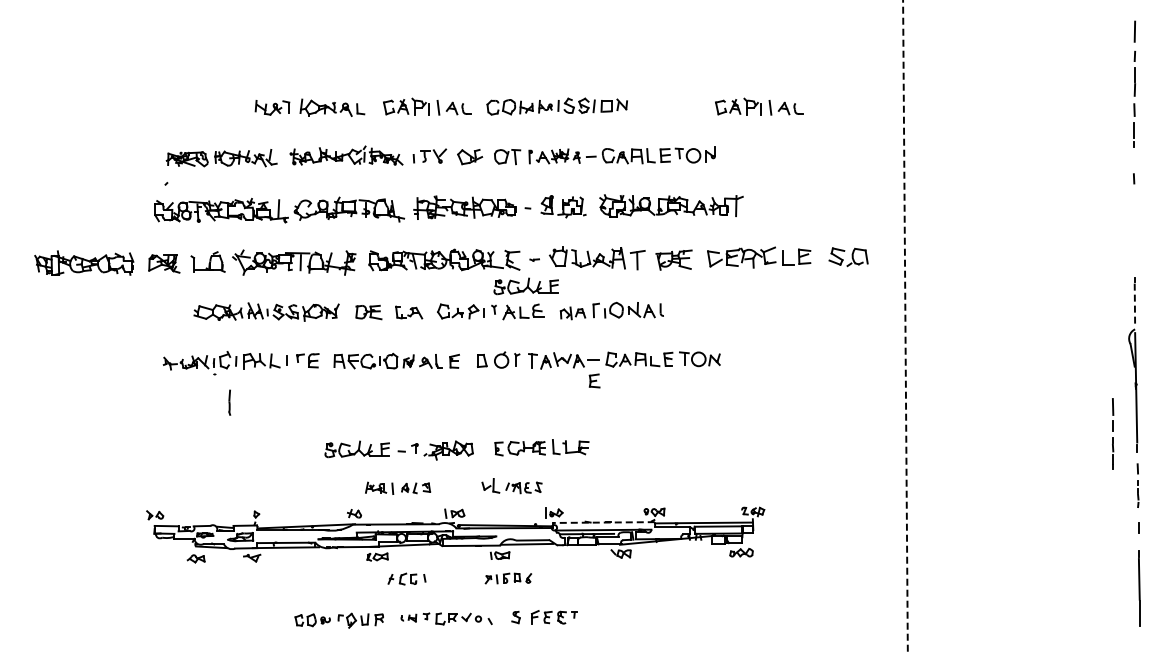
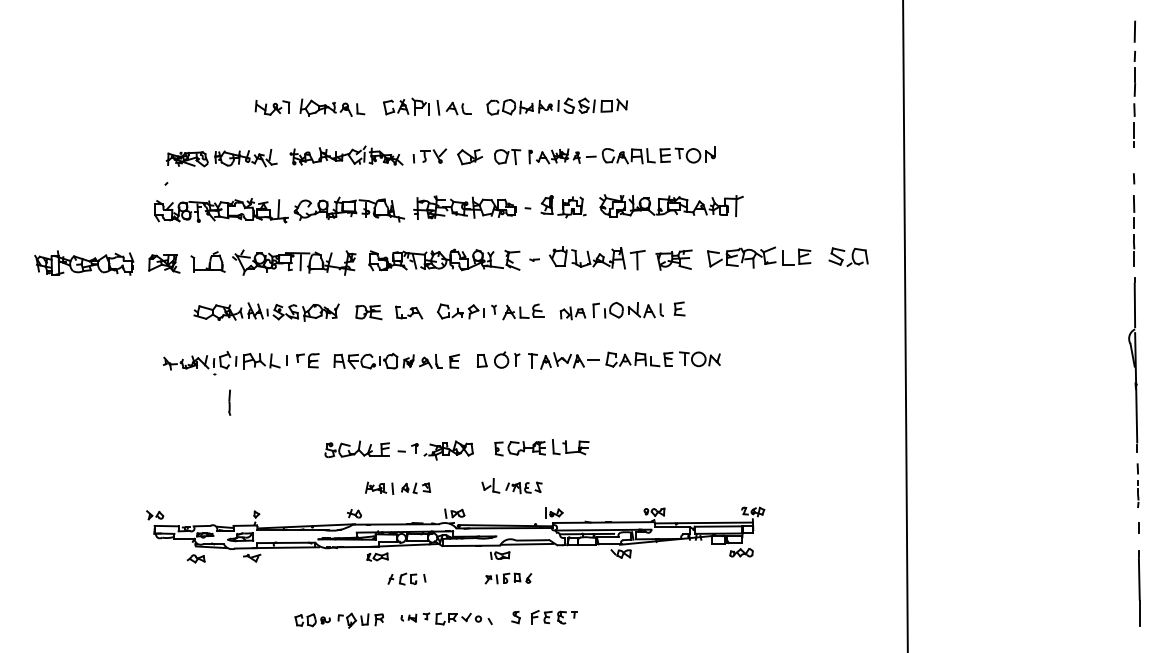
part: present -> none (759, 106)
part: present -> none (525, 286)
line: dashed -> solid (1134, 305)
line: dashed -> solid (905, 326)
part position: (594, 380) -> (679, 308) (679, 308)
part position: (1113, 433) -> (1134, 230) (1134, 230)
line: dashed -> solid (603, 522)
